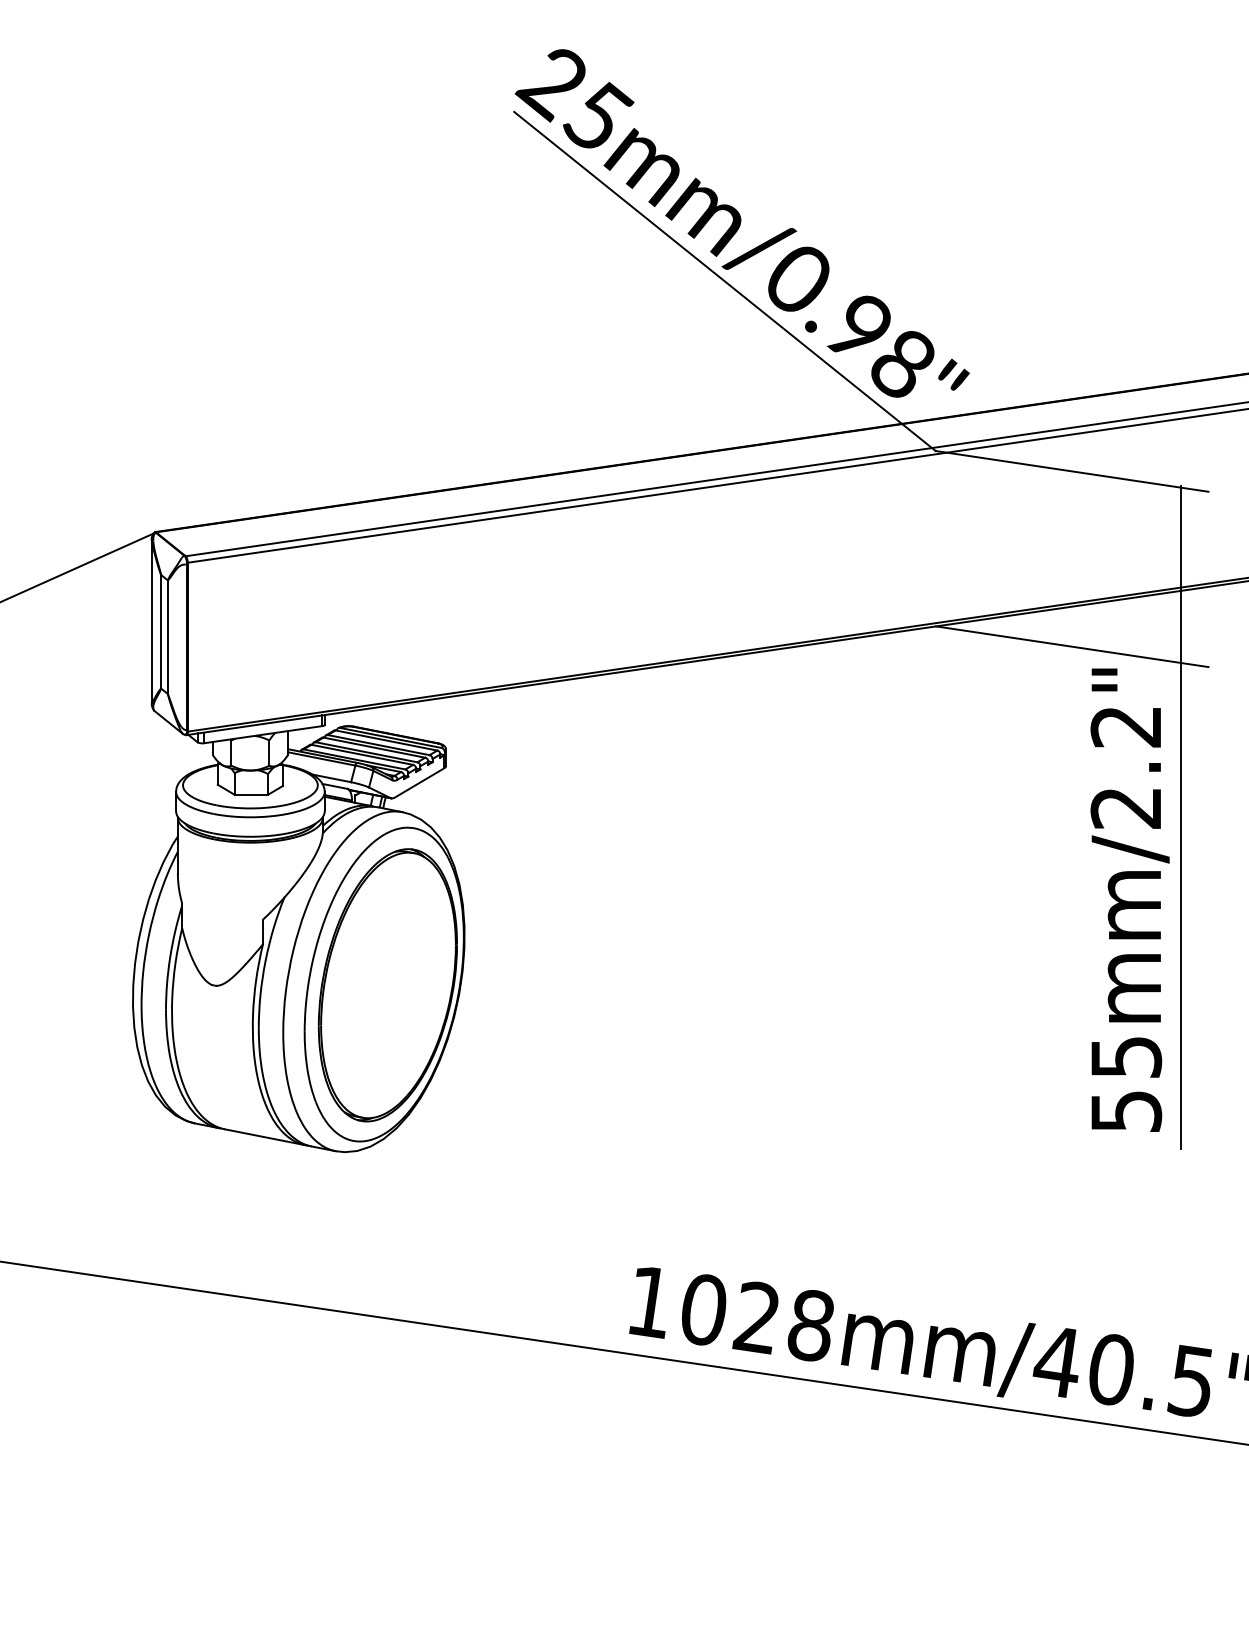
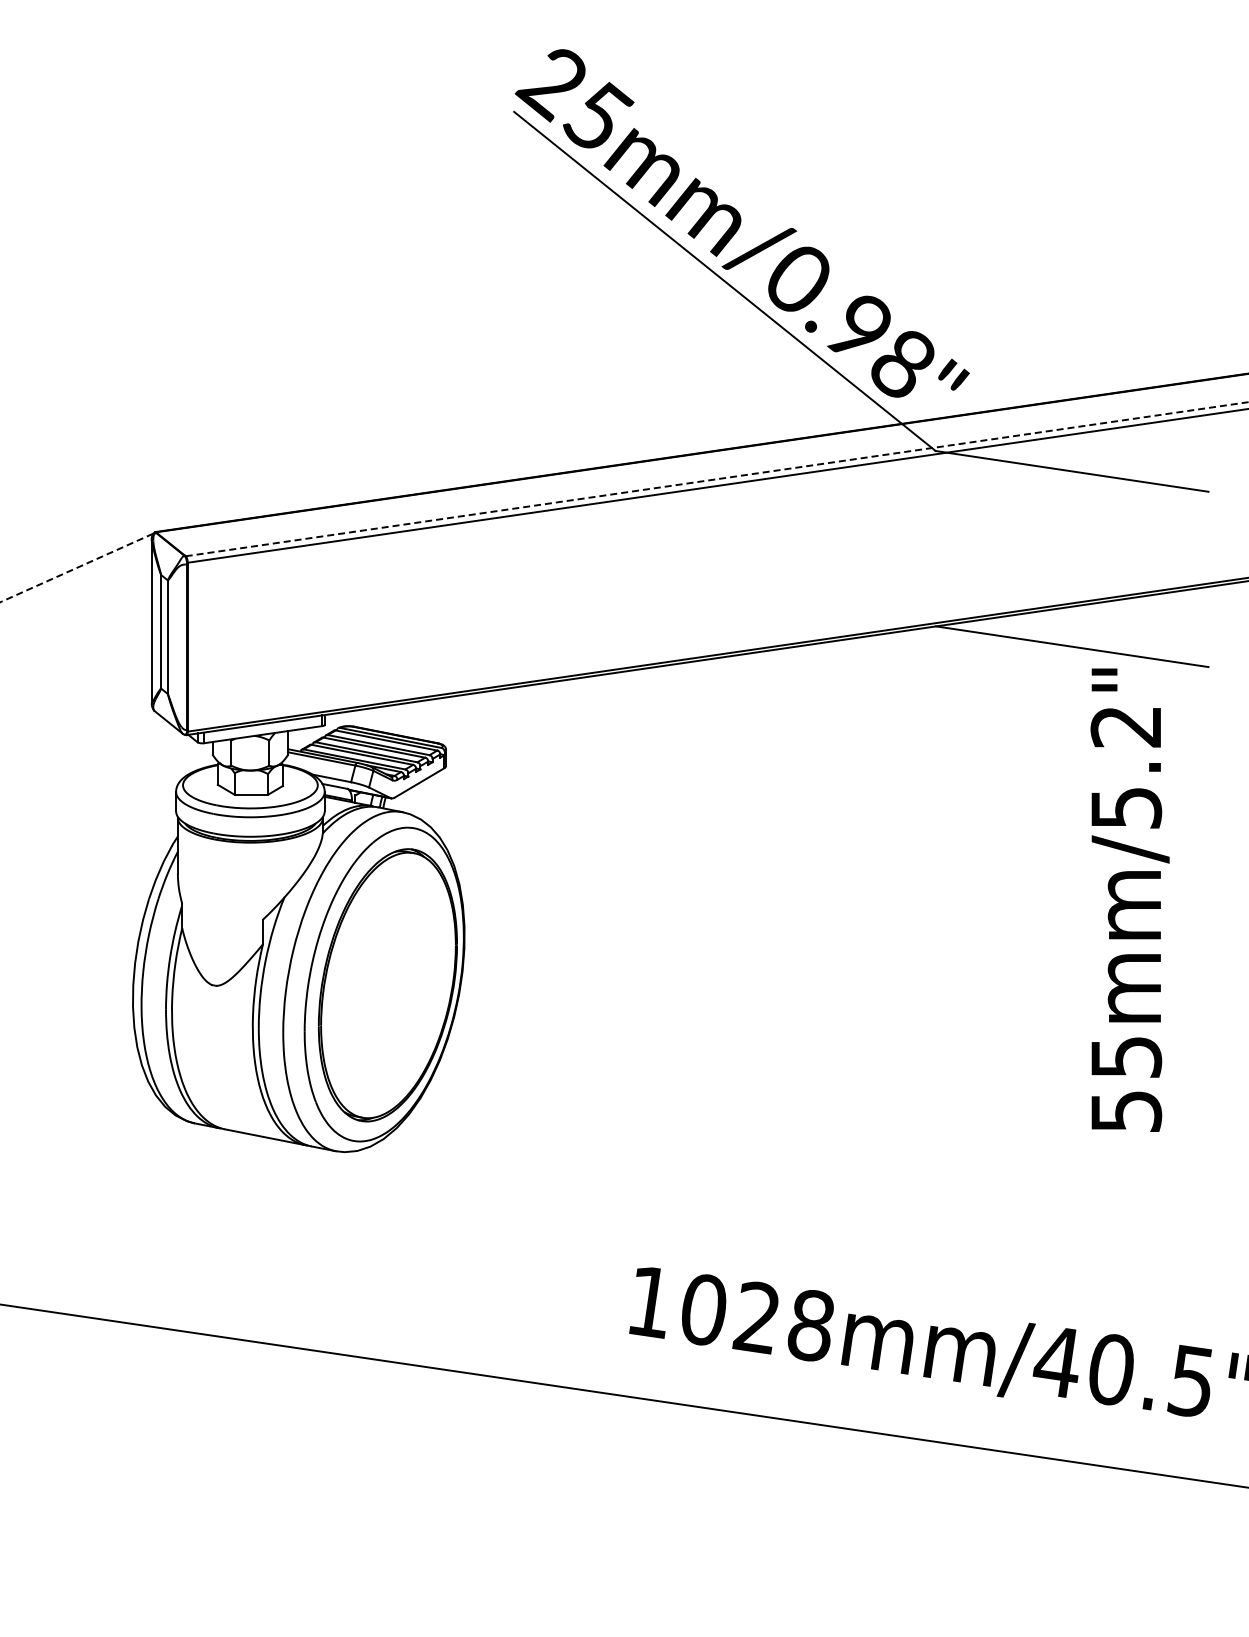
line: solid -> dashed (717, 479)
line: solid -> dashed (76, 568)
text: 55mm/2.2" -> 55mm/5.2" (1126, 808)
line: present -> none (1180, 817)
line position: (623, 1352) -> (623, 1395) (623, 1395)
